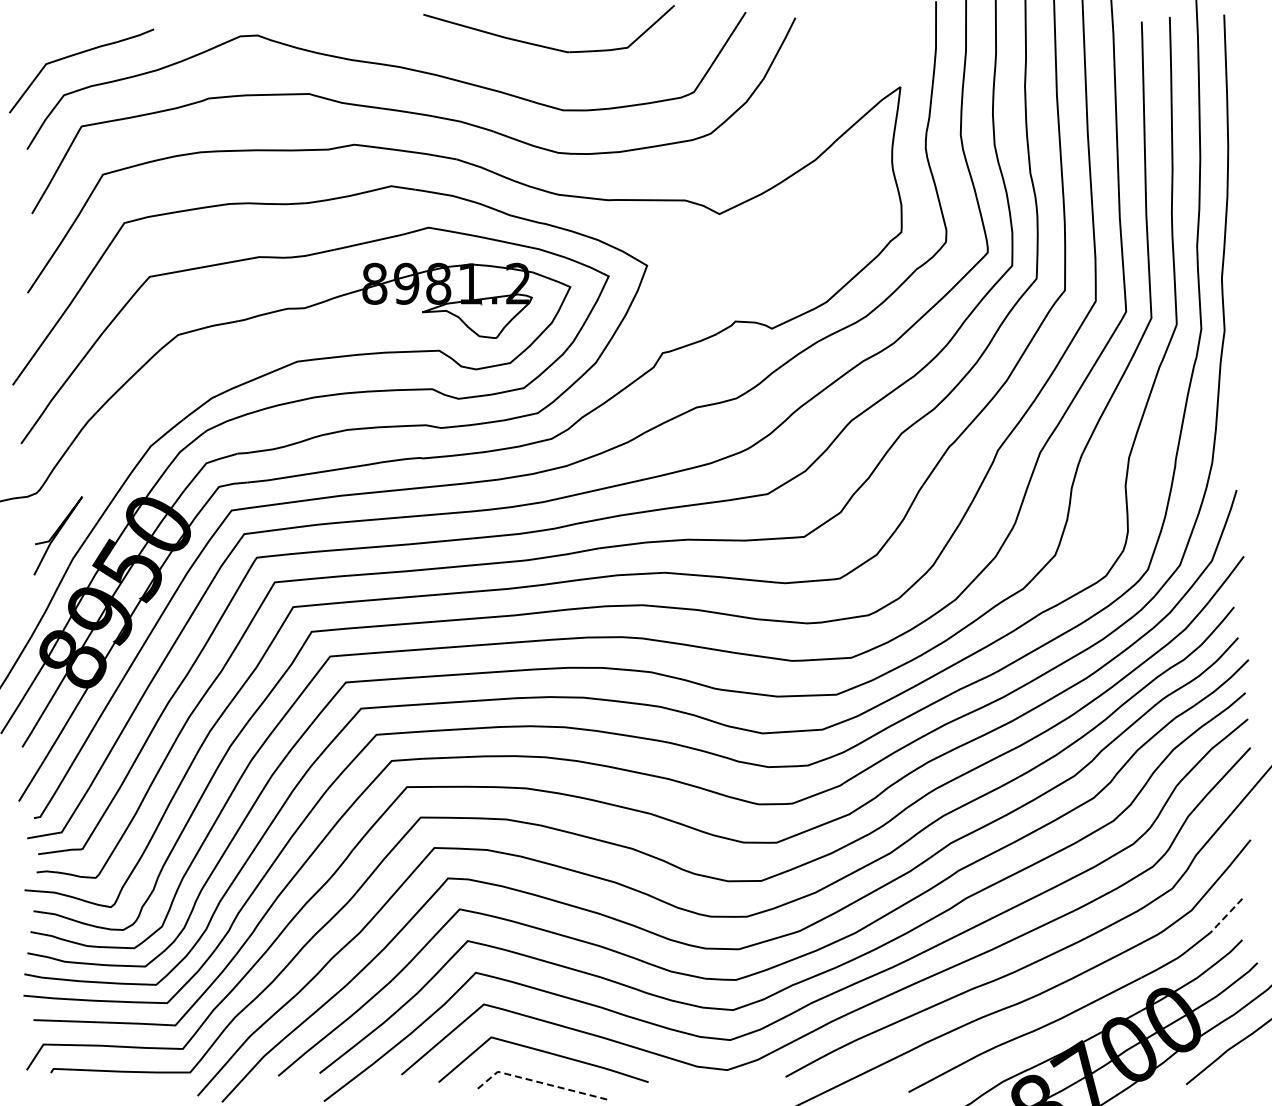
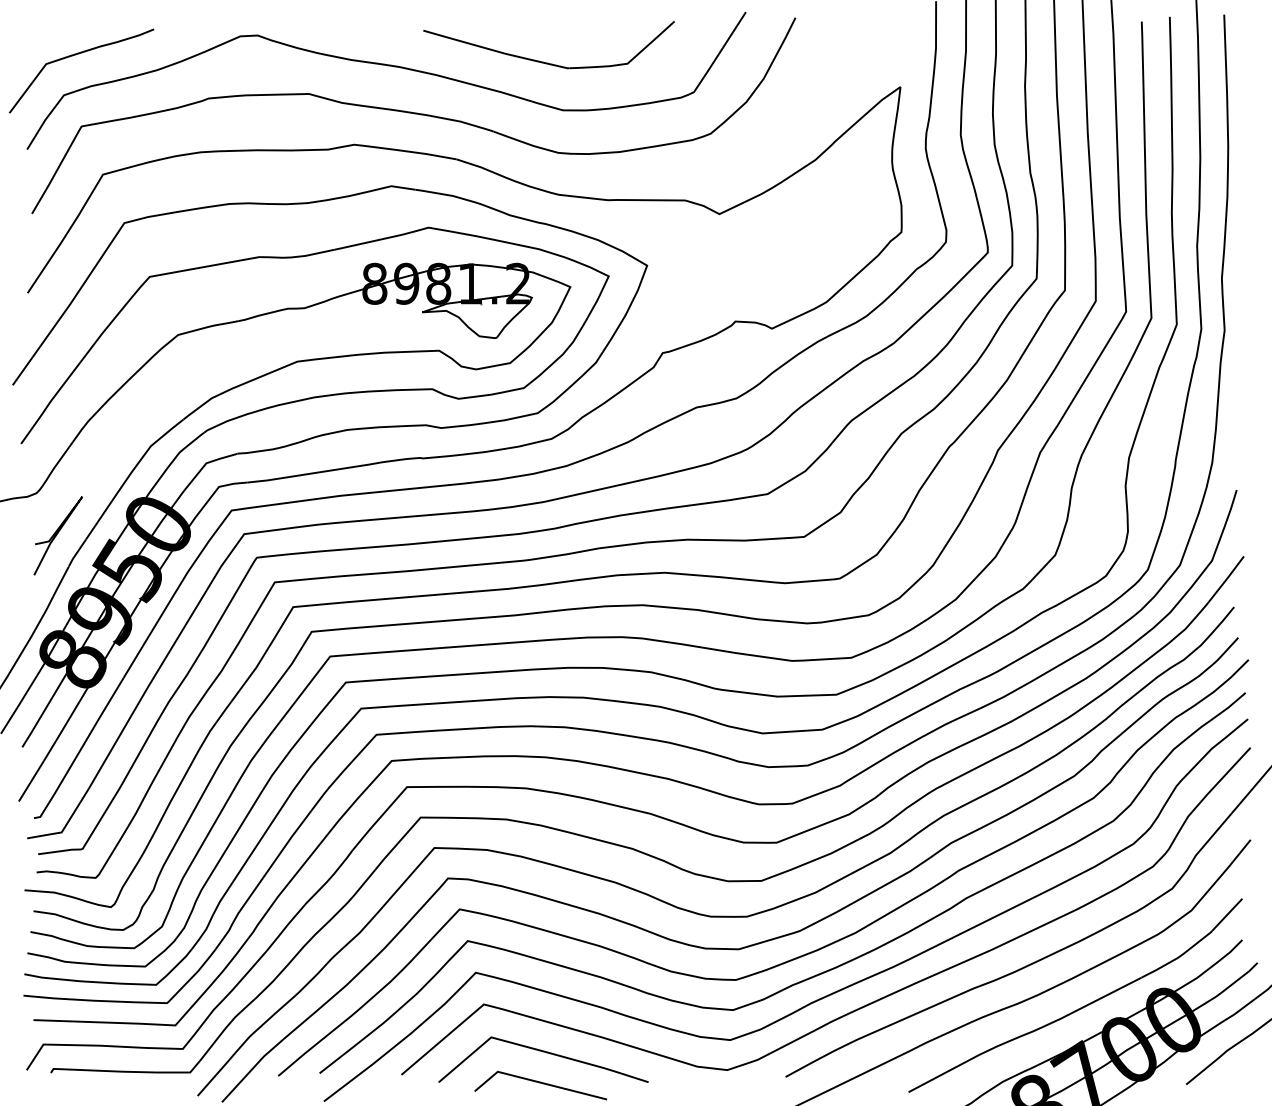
part position: (543, 45) -> (543, 61) (543, 61)
line: dashed -> solid (1226, 915)
line: dashed -> solid (536, 1081)
